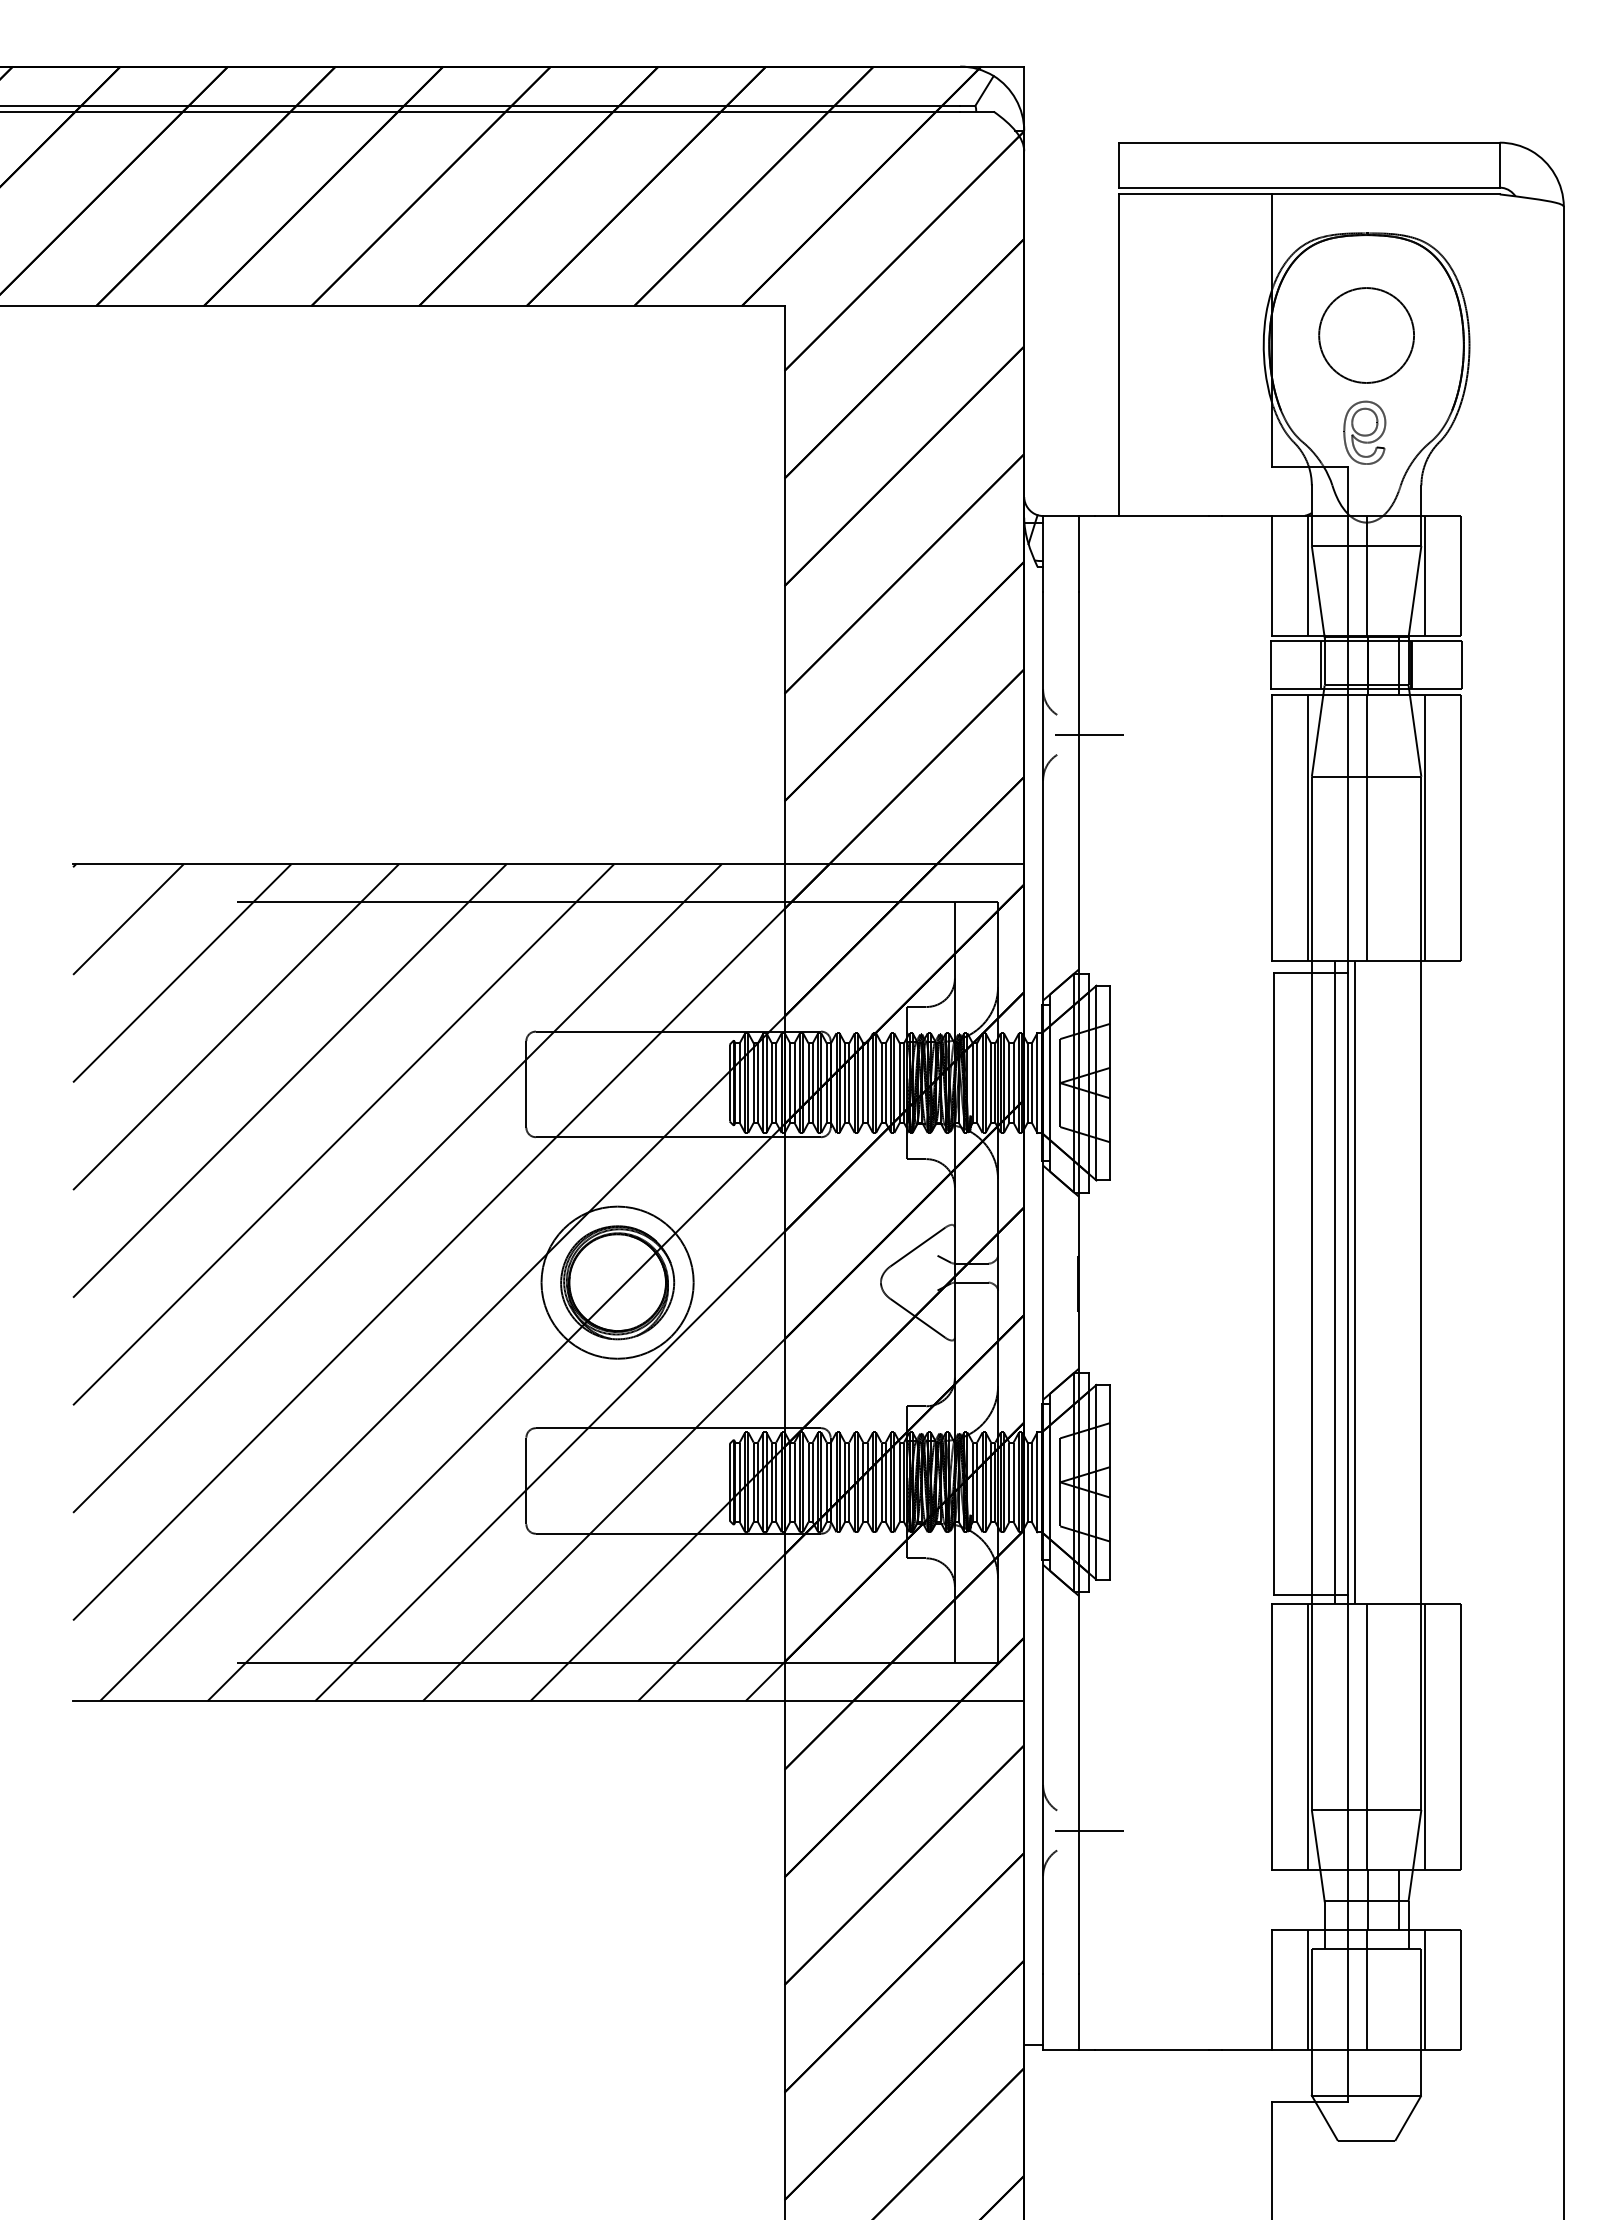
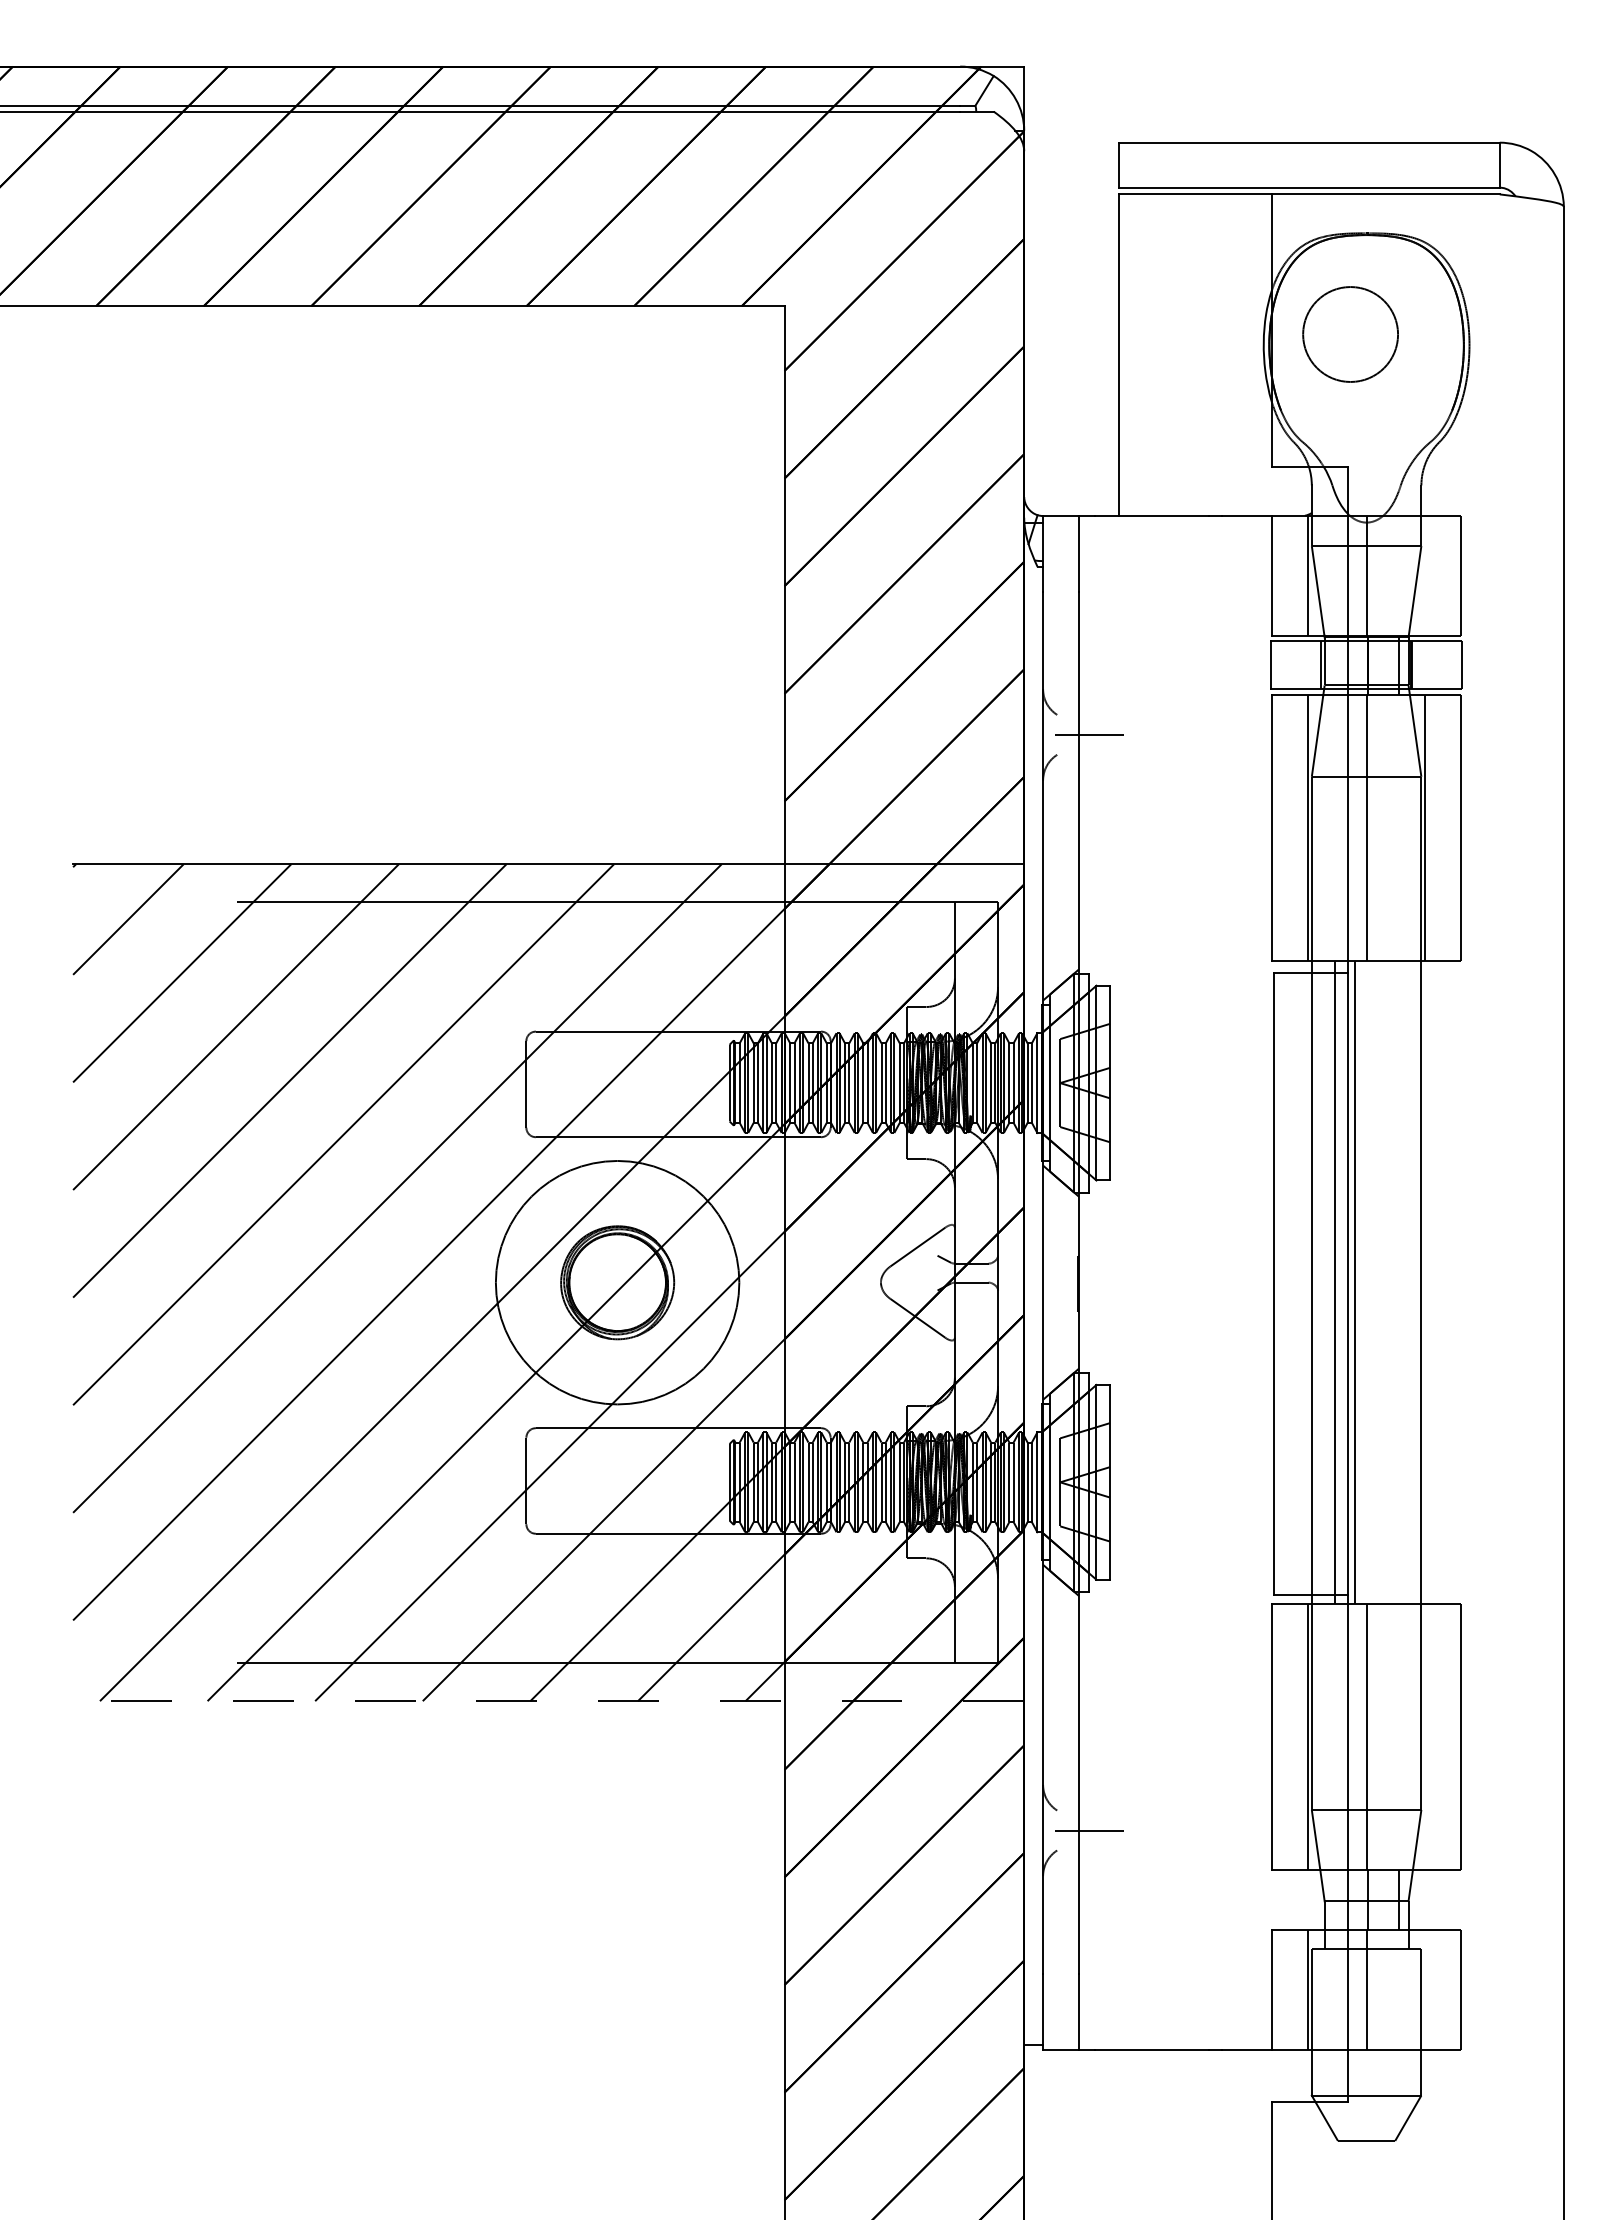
circle position: (1366, 335) -> (1350, 334) (1350, 334)
part: present -> none (1364, 432)
line: present -> none (1425, 575)
circle diameter: 152 px -> 243 px (617, 1282)
line: solid -> dashed (548, 1701)
line: present -> none (1425, 1736)
line: present -> none (1425, 1989)
